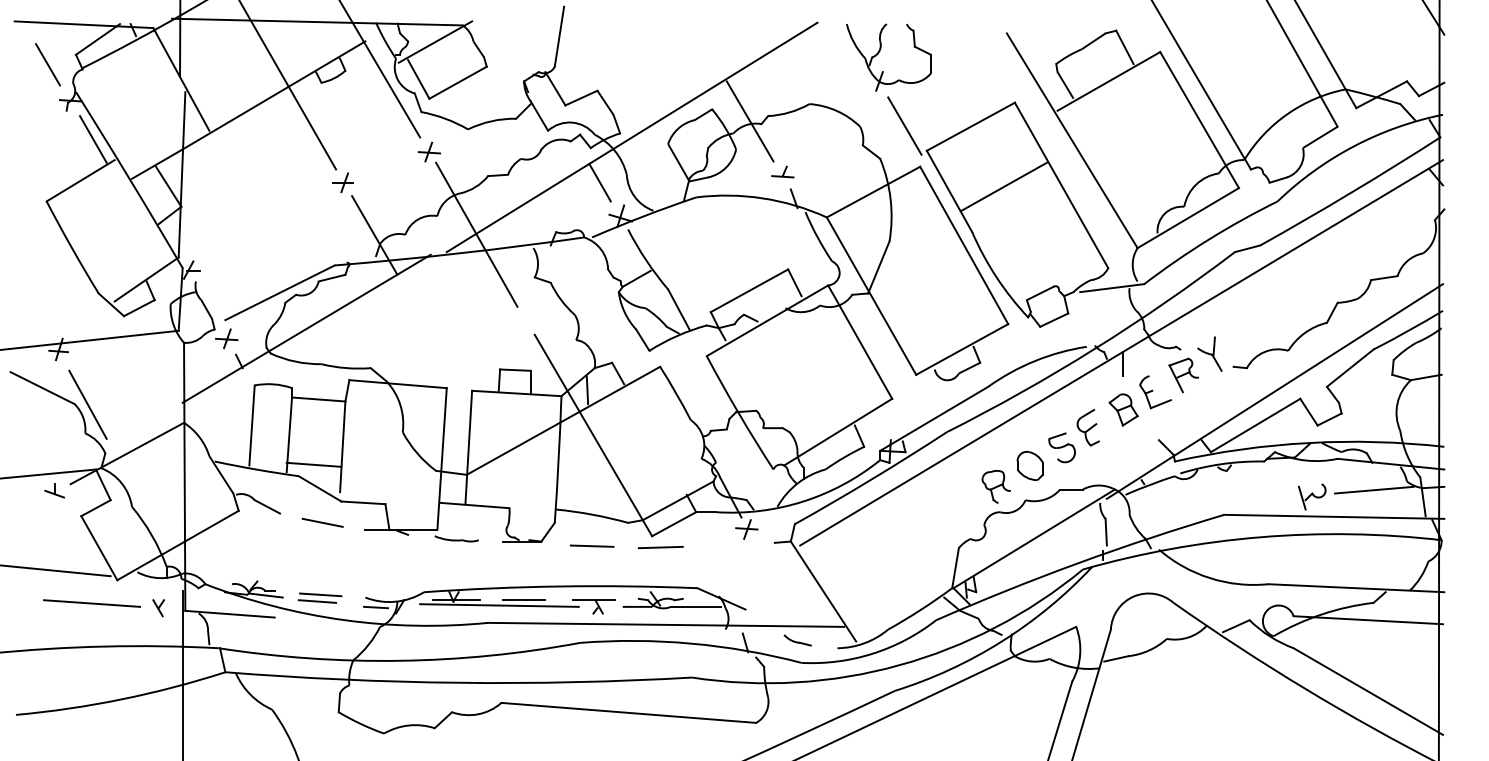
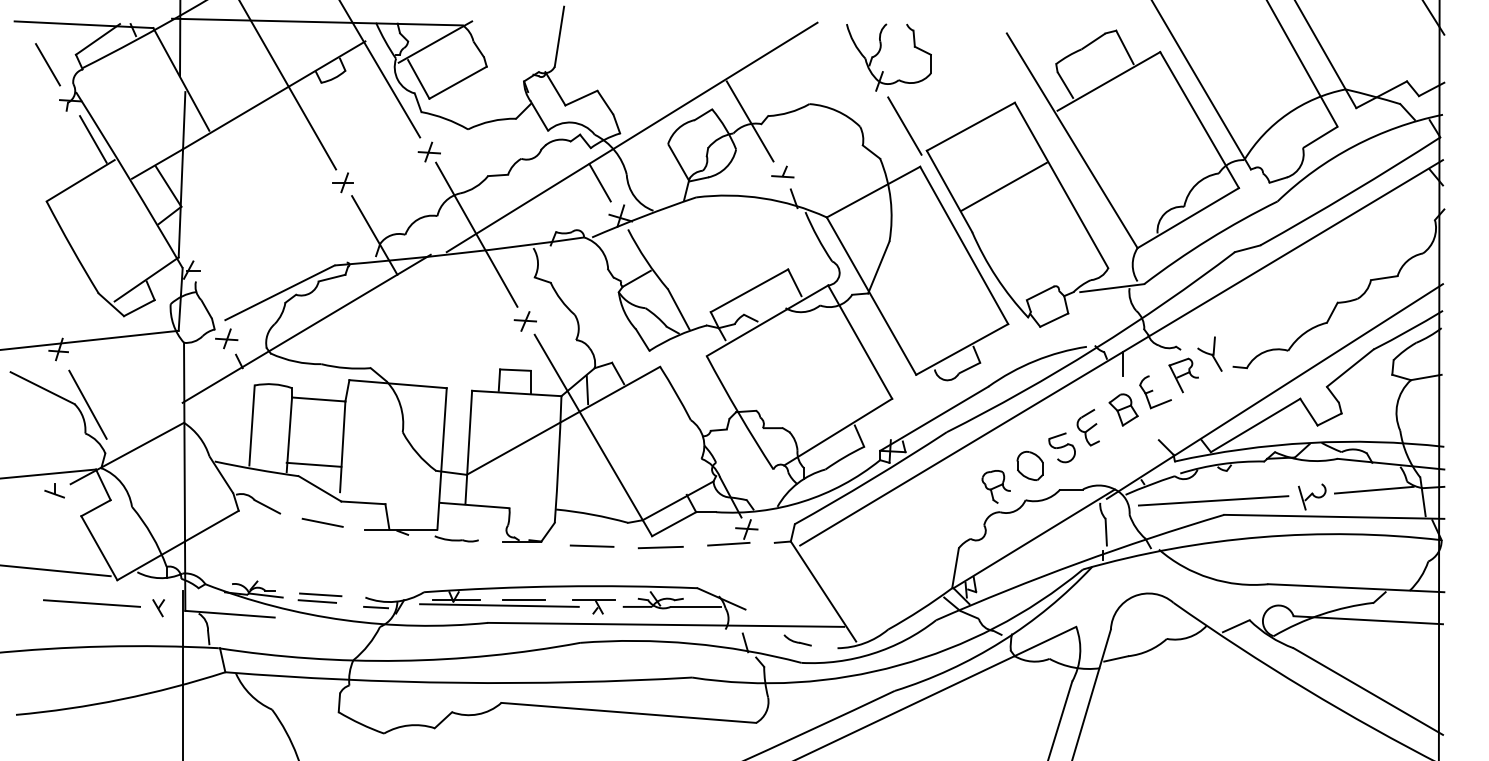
part: none -> present (524, 321)
line: none -> present (1213, 500)
line: none -> present (728, 543)
